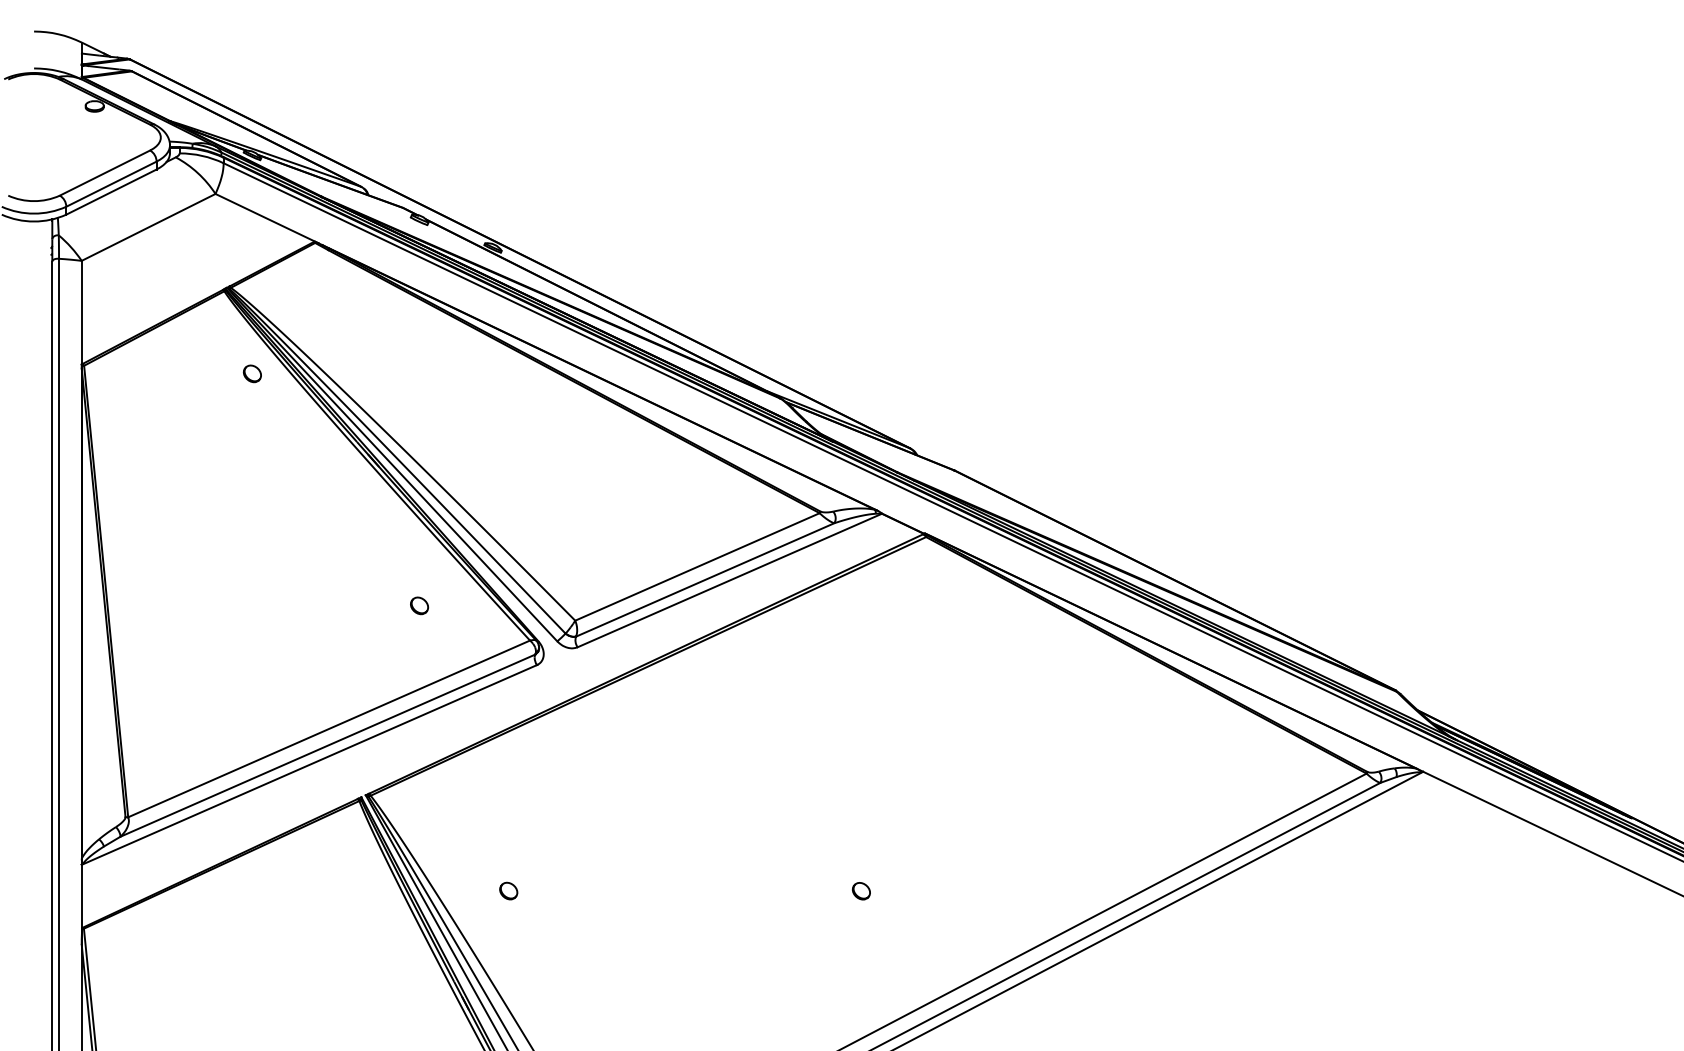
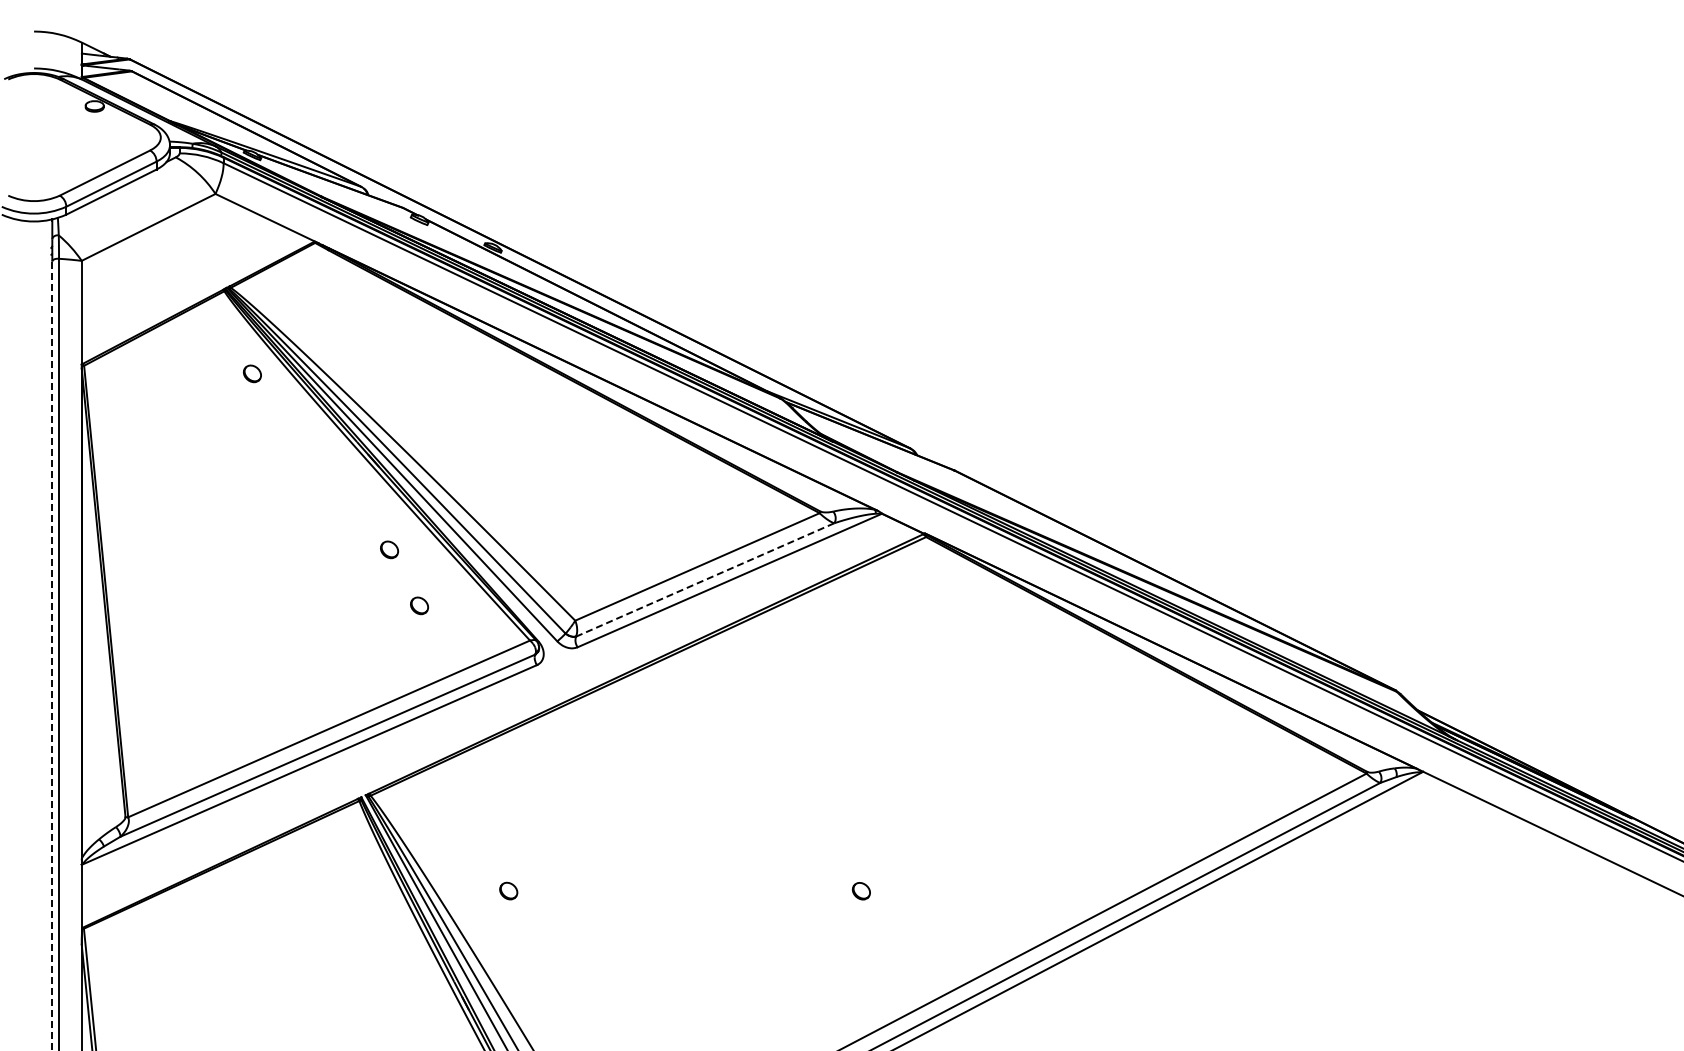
part: none -> present (389, 549)
line: solid -> dashed (705, 579)
line: solid -> dashed (52, 656)
